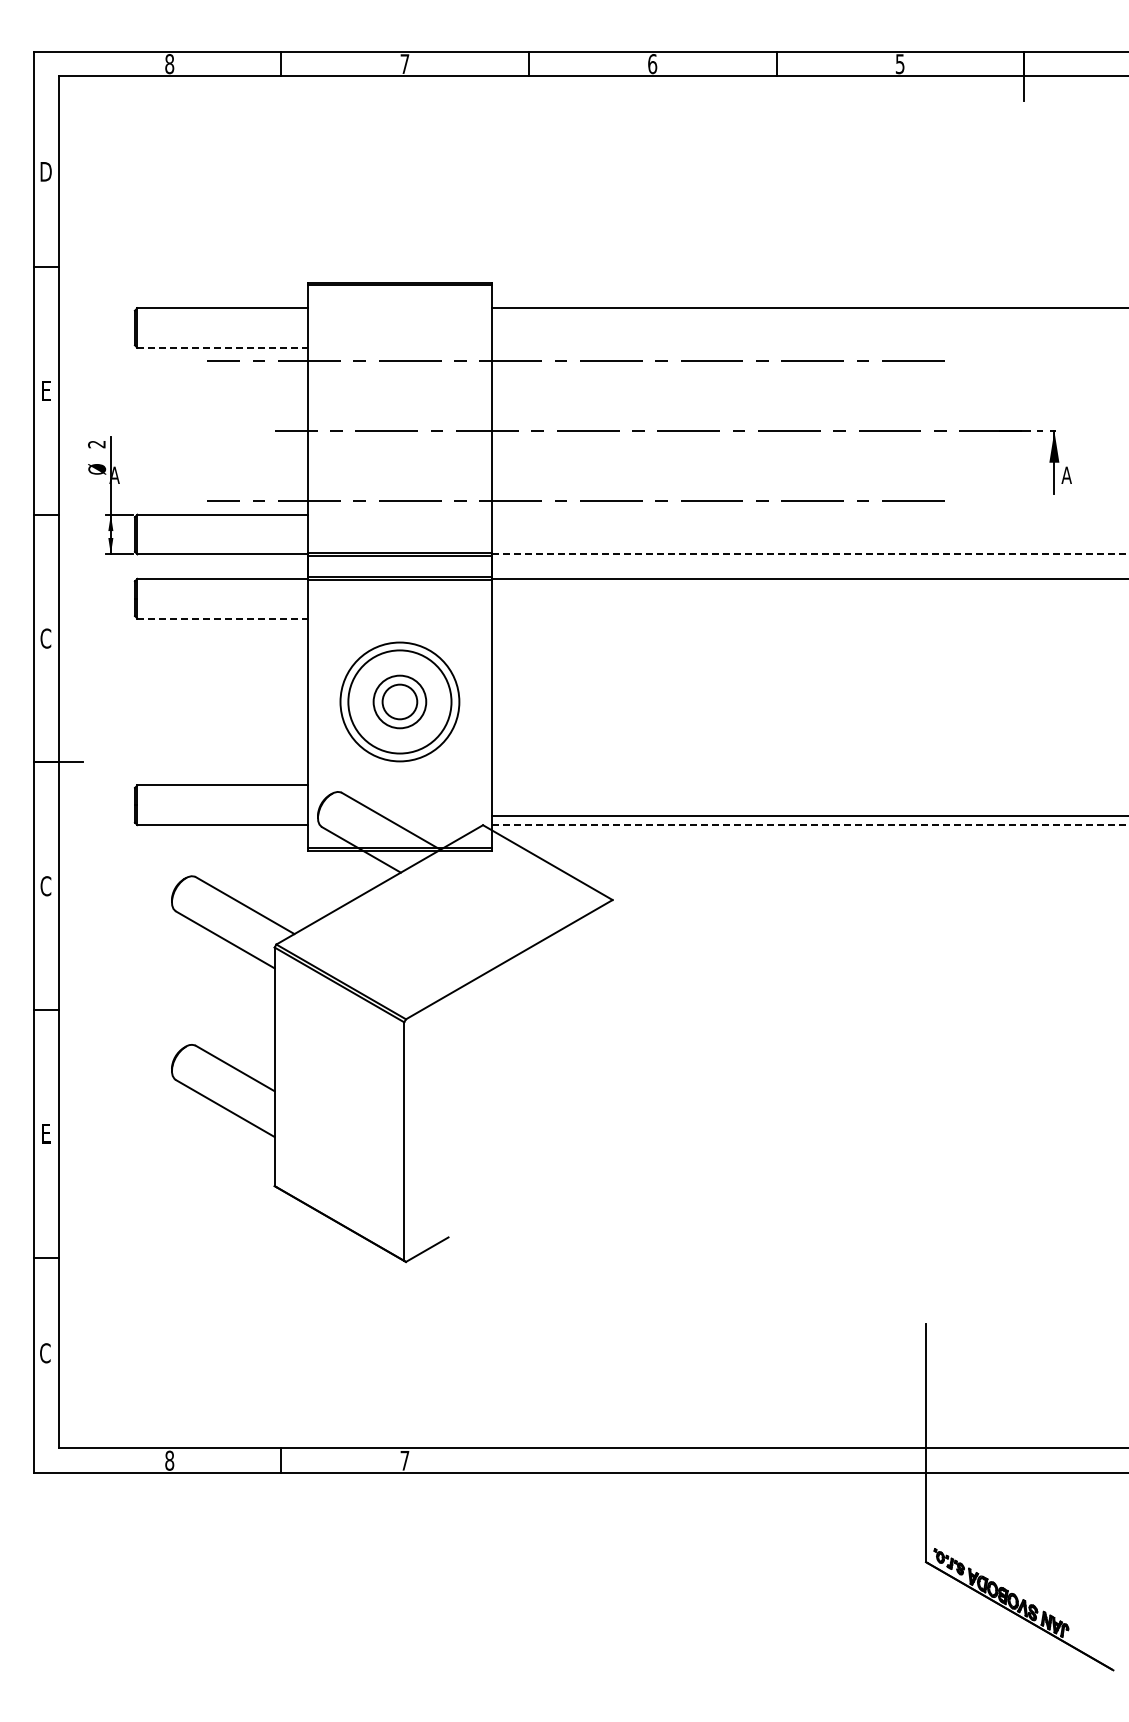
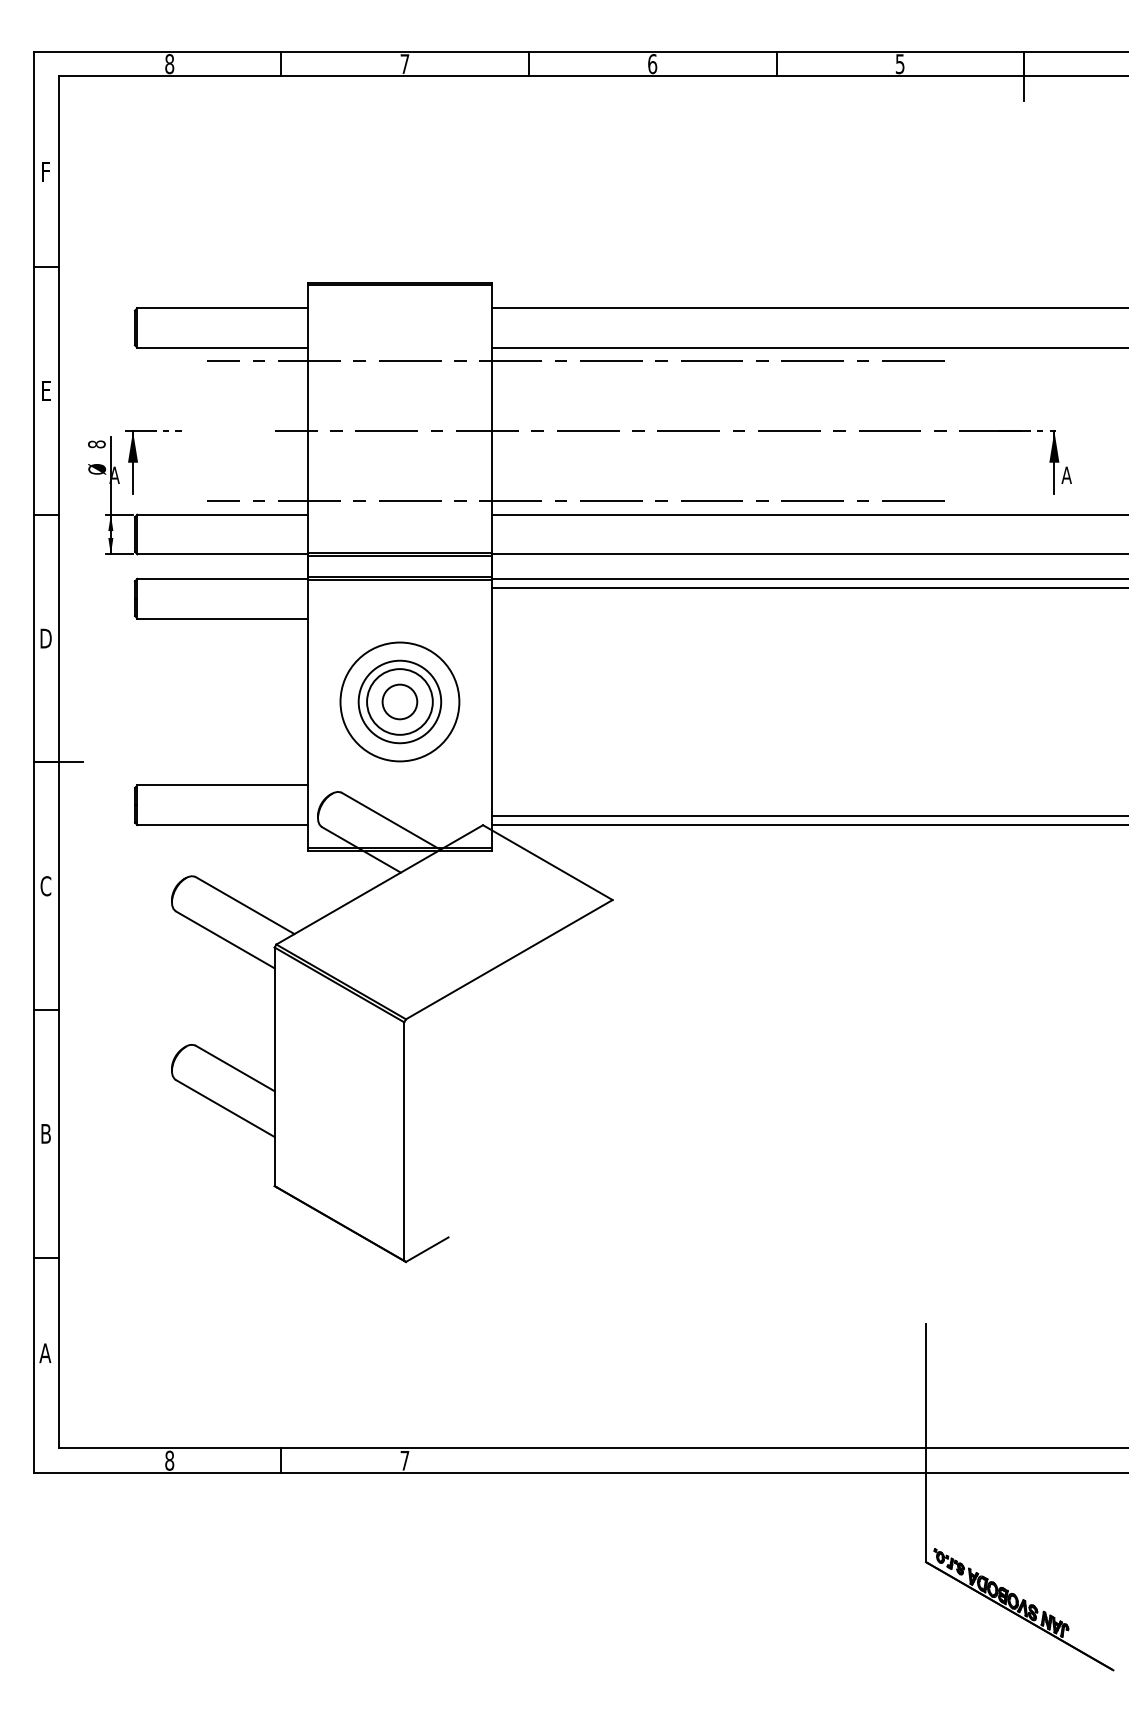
text: D -> F (45, 171)
line: dashed -> solid (223, 347)
line: none -> present (808, 347)
text: 2 -> 8 (96, 444)
part: none -> present (137, 462)
line: none -> present (808, 514)
line: dashed -> solid (810, 554)
line: none -> present (808, 588)
line: dashed -> solid (223, 618)
text: C -> D (45, 638)
circle diameter: 103 px -> 83 px (399, 701)
circle diameter: 53 px -> 66 px (399, 701)
line: dashed -> solid (810, 825)
text: E -> B (45, 1133)
text: C -> A (45, 1353)
